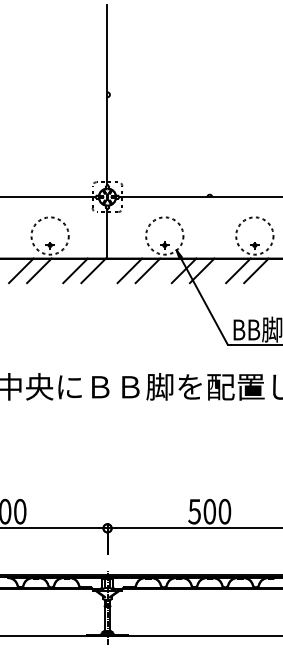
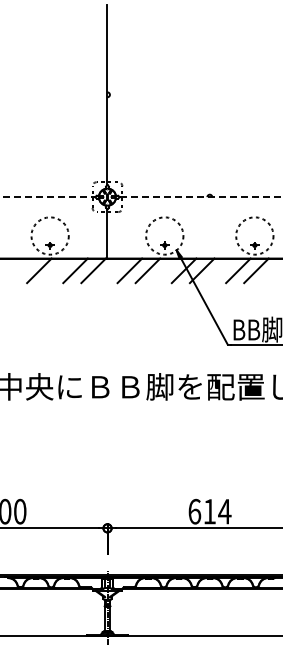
line: solid -> dashed (48, 197)
line: solid -> dashed (201, 197)
line: present -> none (21, 270)
text: 500 -> 614 (209, 511)
